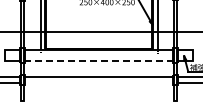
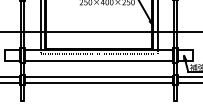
line: none -> present (98, 54)
line: dashed -> solid (98, 61)
line: none -> present (99, 83)
